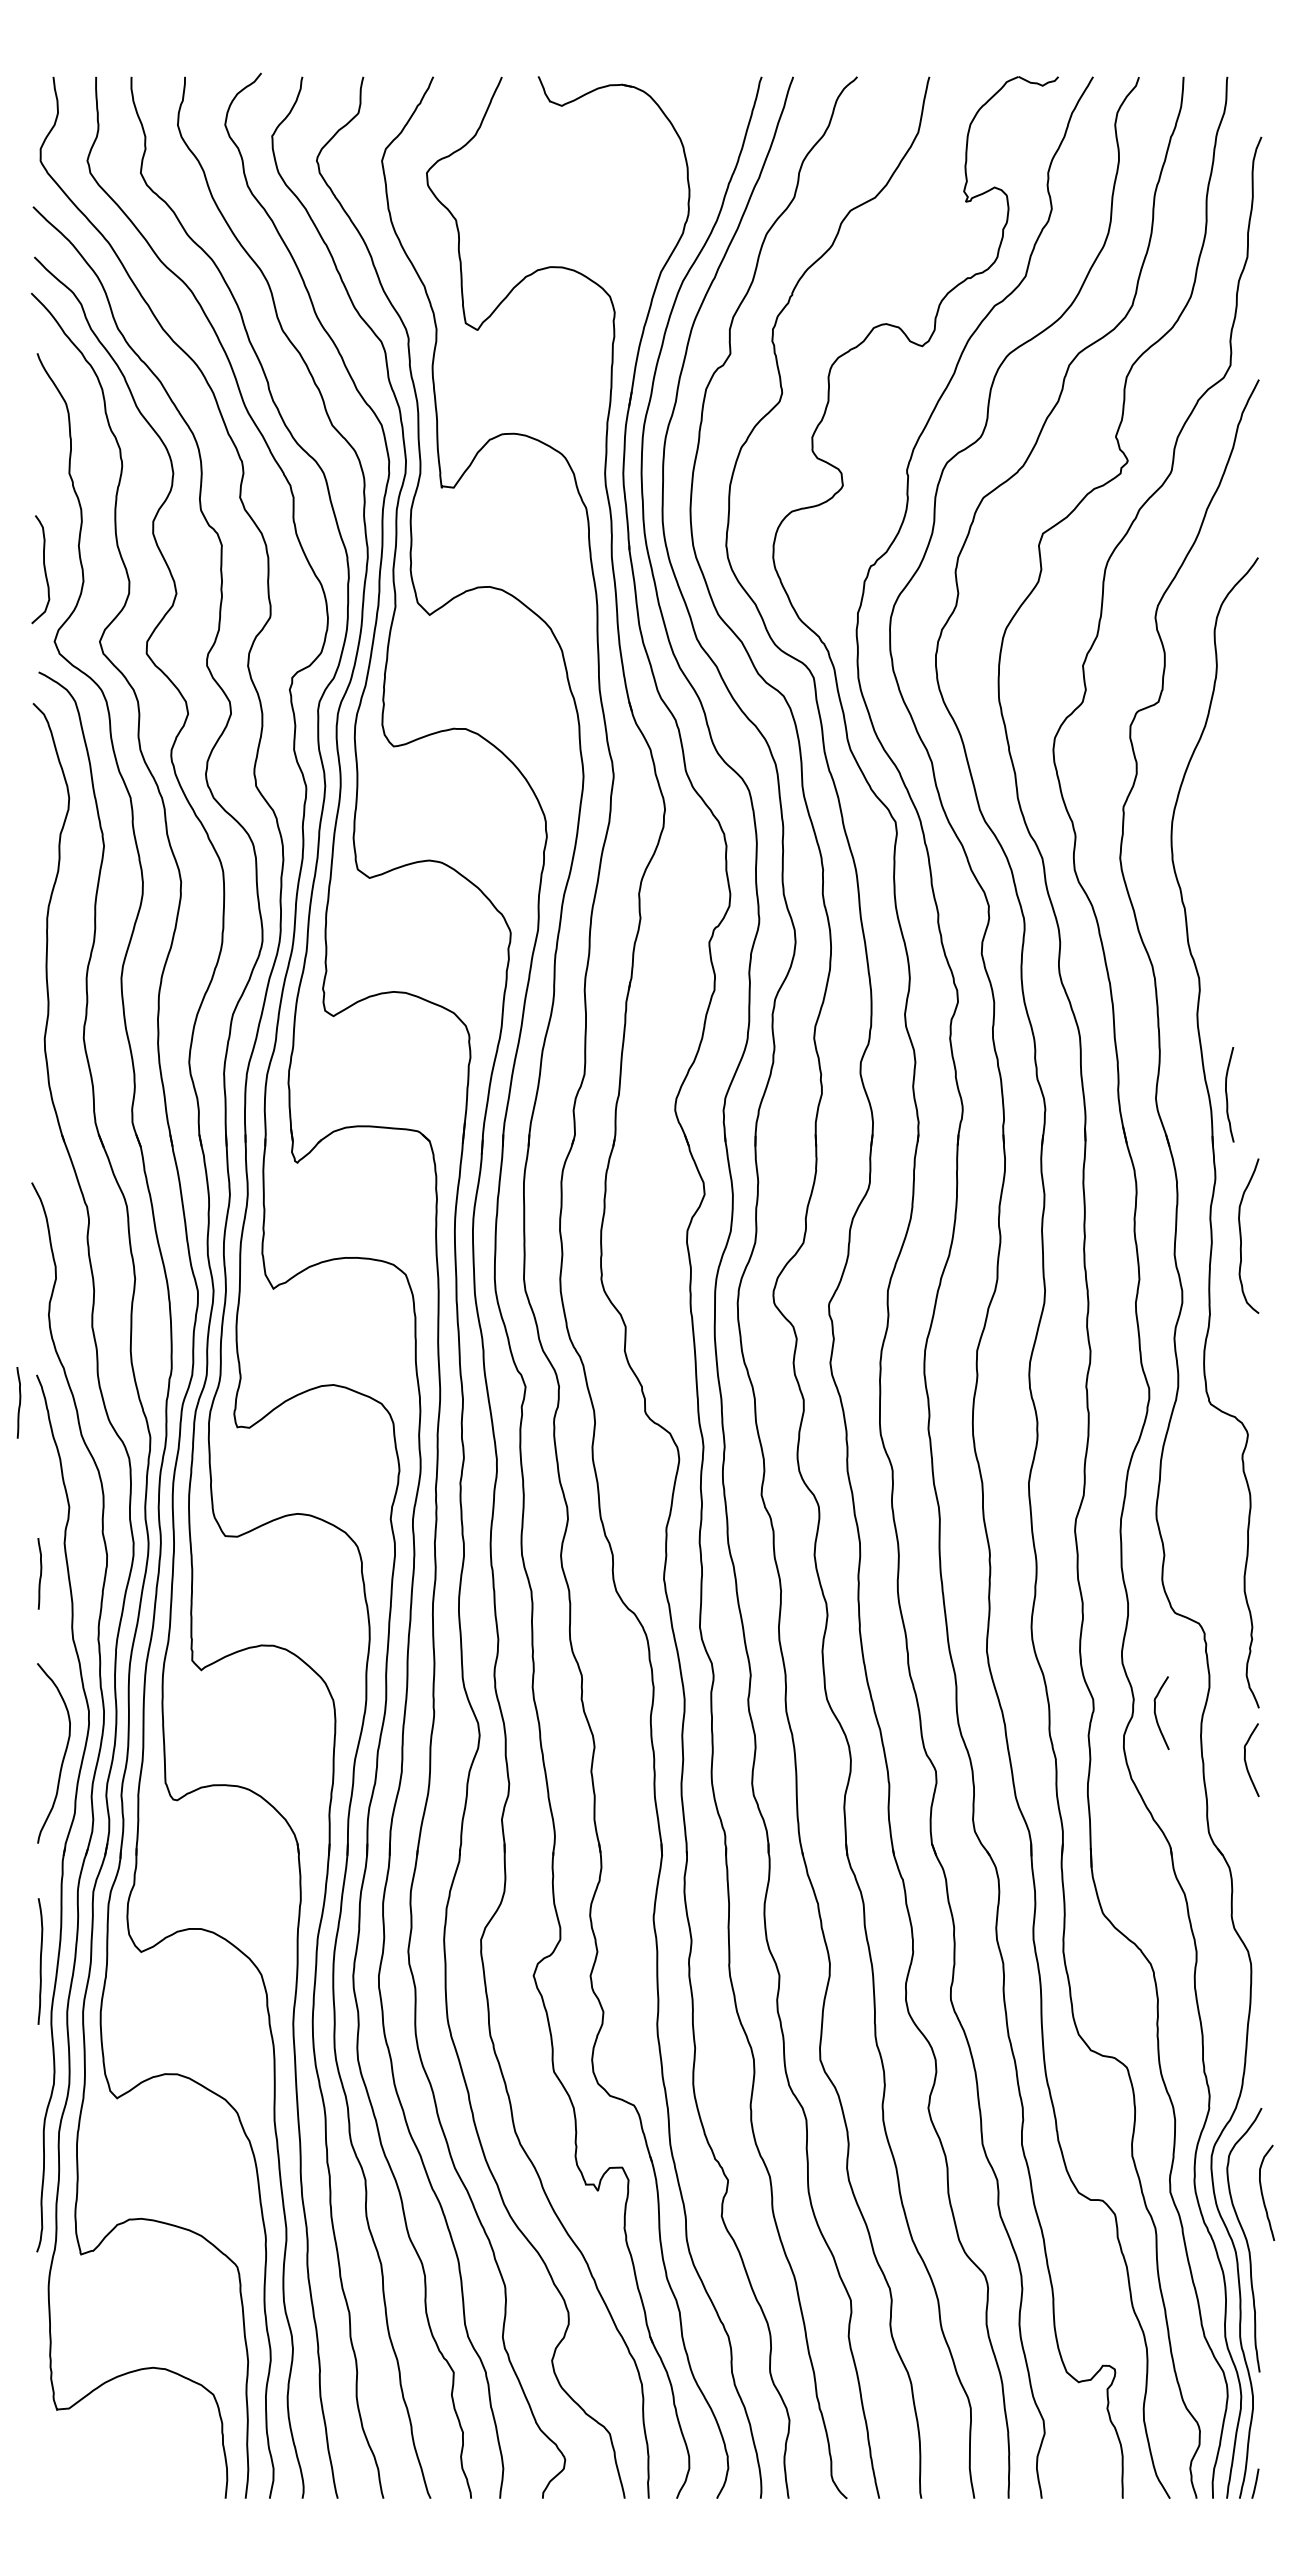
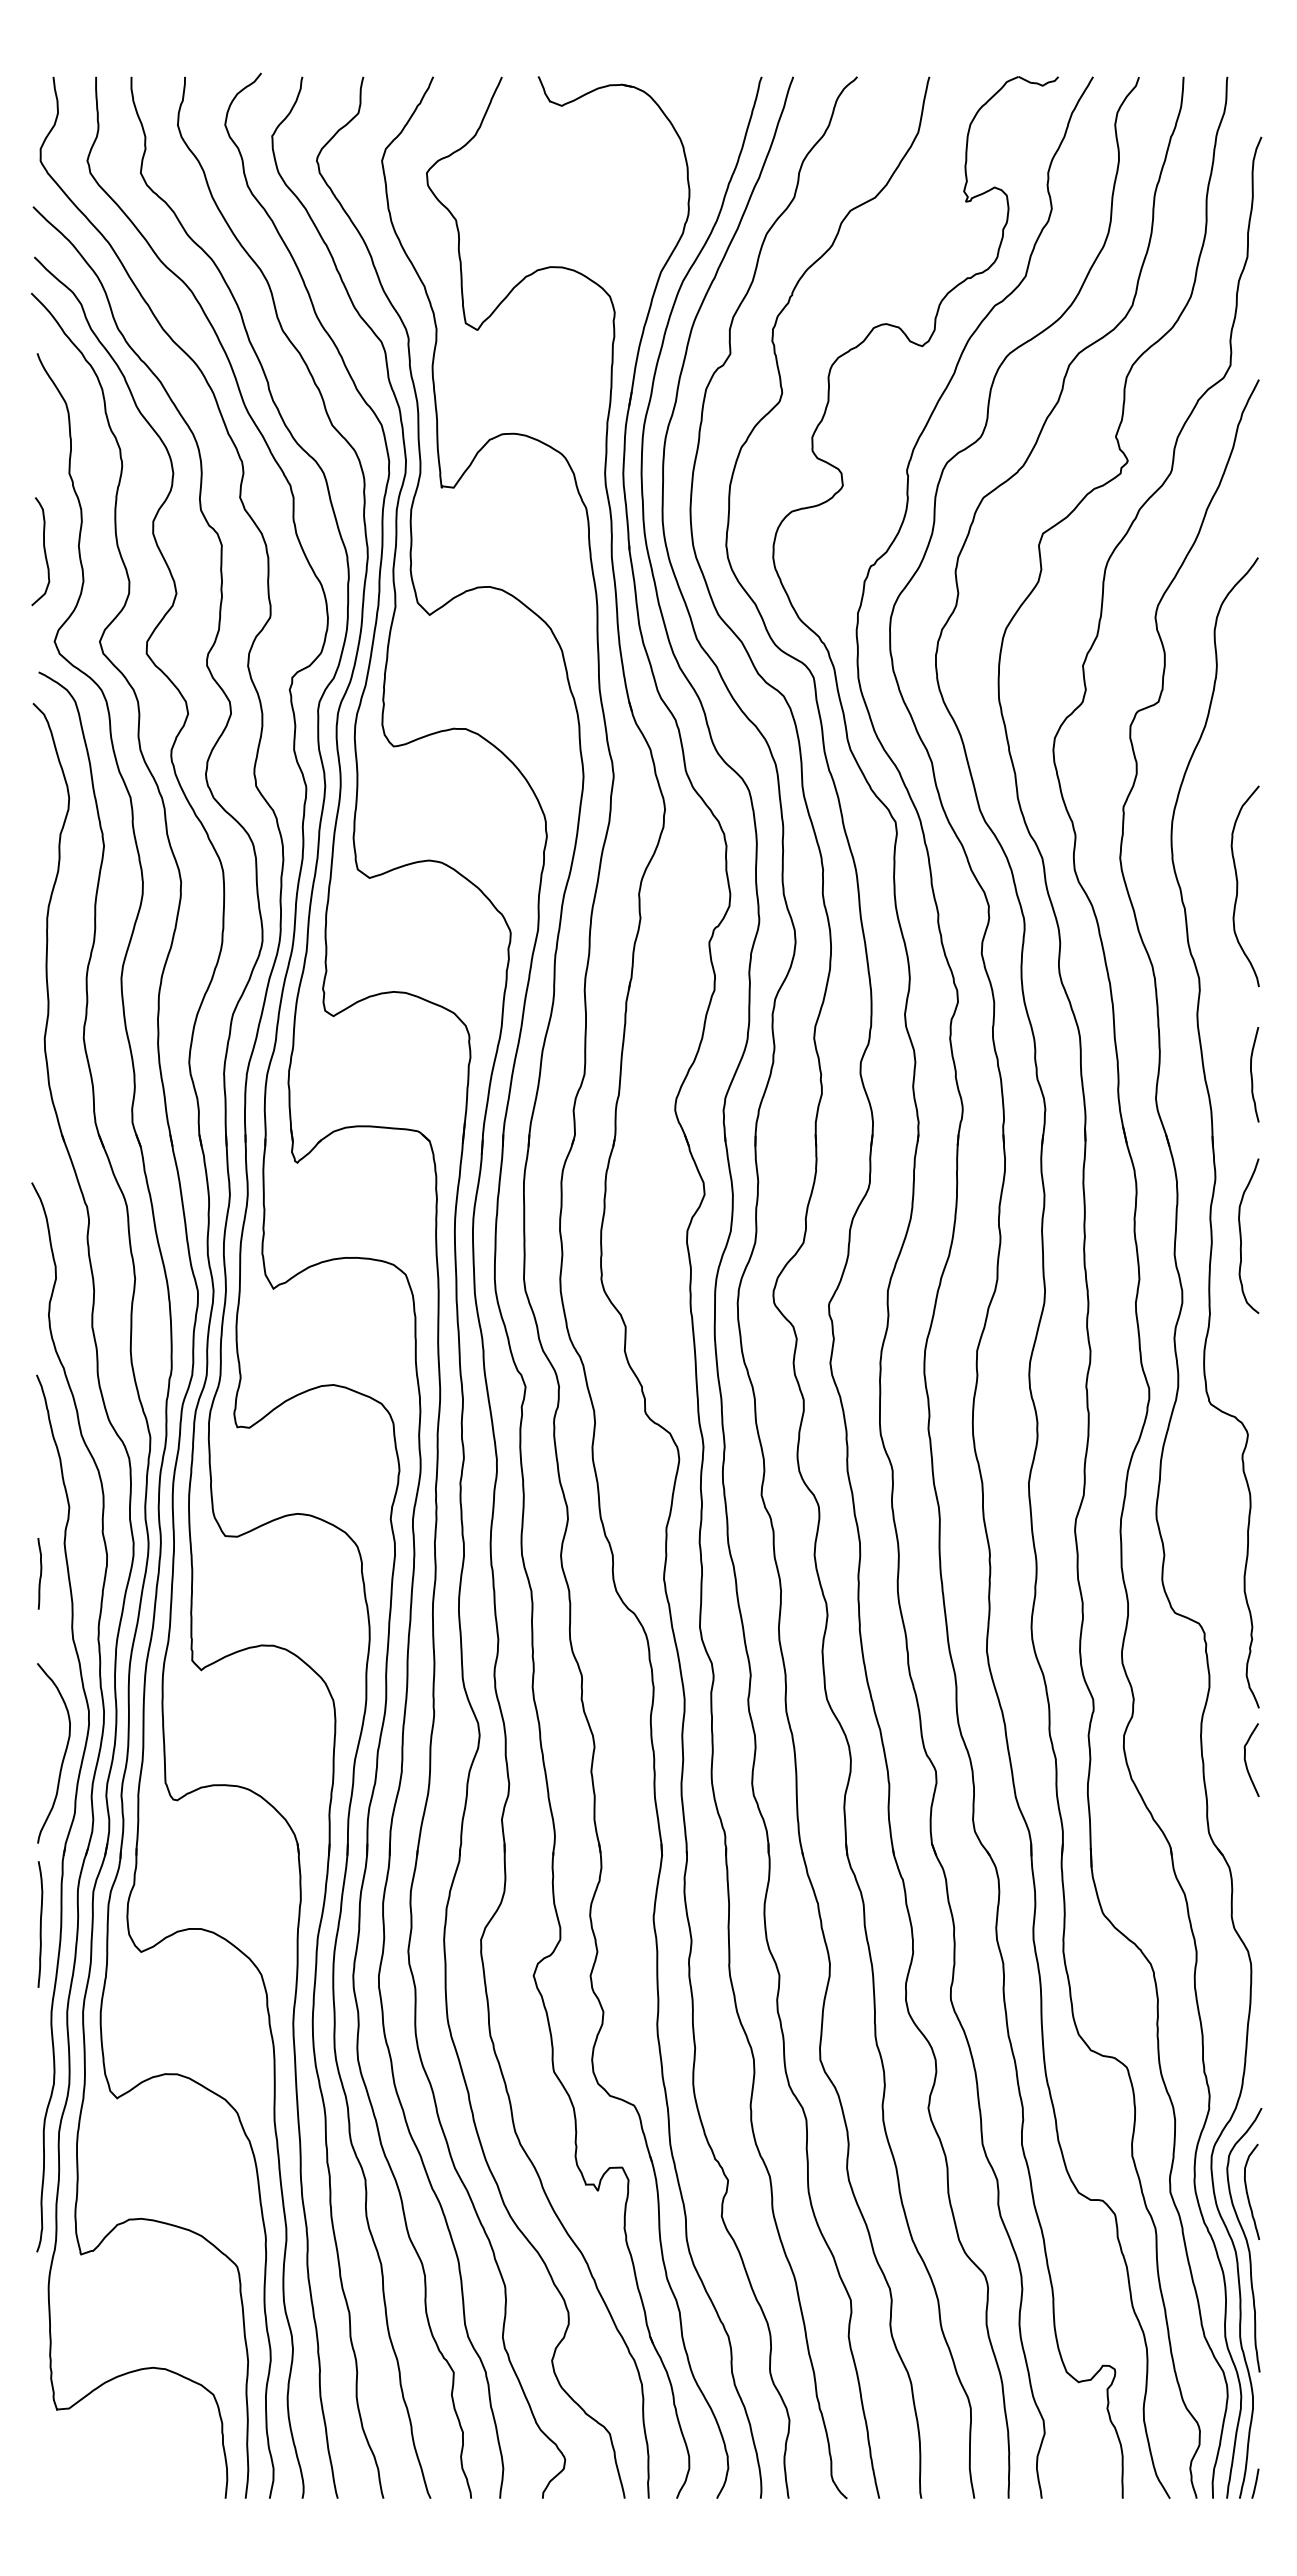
curve position: (43, 567) -> (43, 549) (43, 549)
curve: none -> present (1238, 886)
curve position: (1227, 1094) -> (1252, 1074) (1252, 1074)
curve: present -> none (19, 1402)
curve: present -> none (1156, 1714)
curve position: (40, 1961) -> (40, 1924) (40, 1924)
curve position: (1263, 2194) -> (1248, 2193) (1248, 2193)
